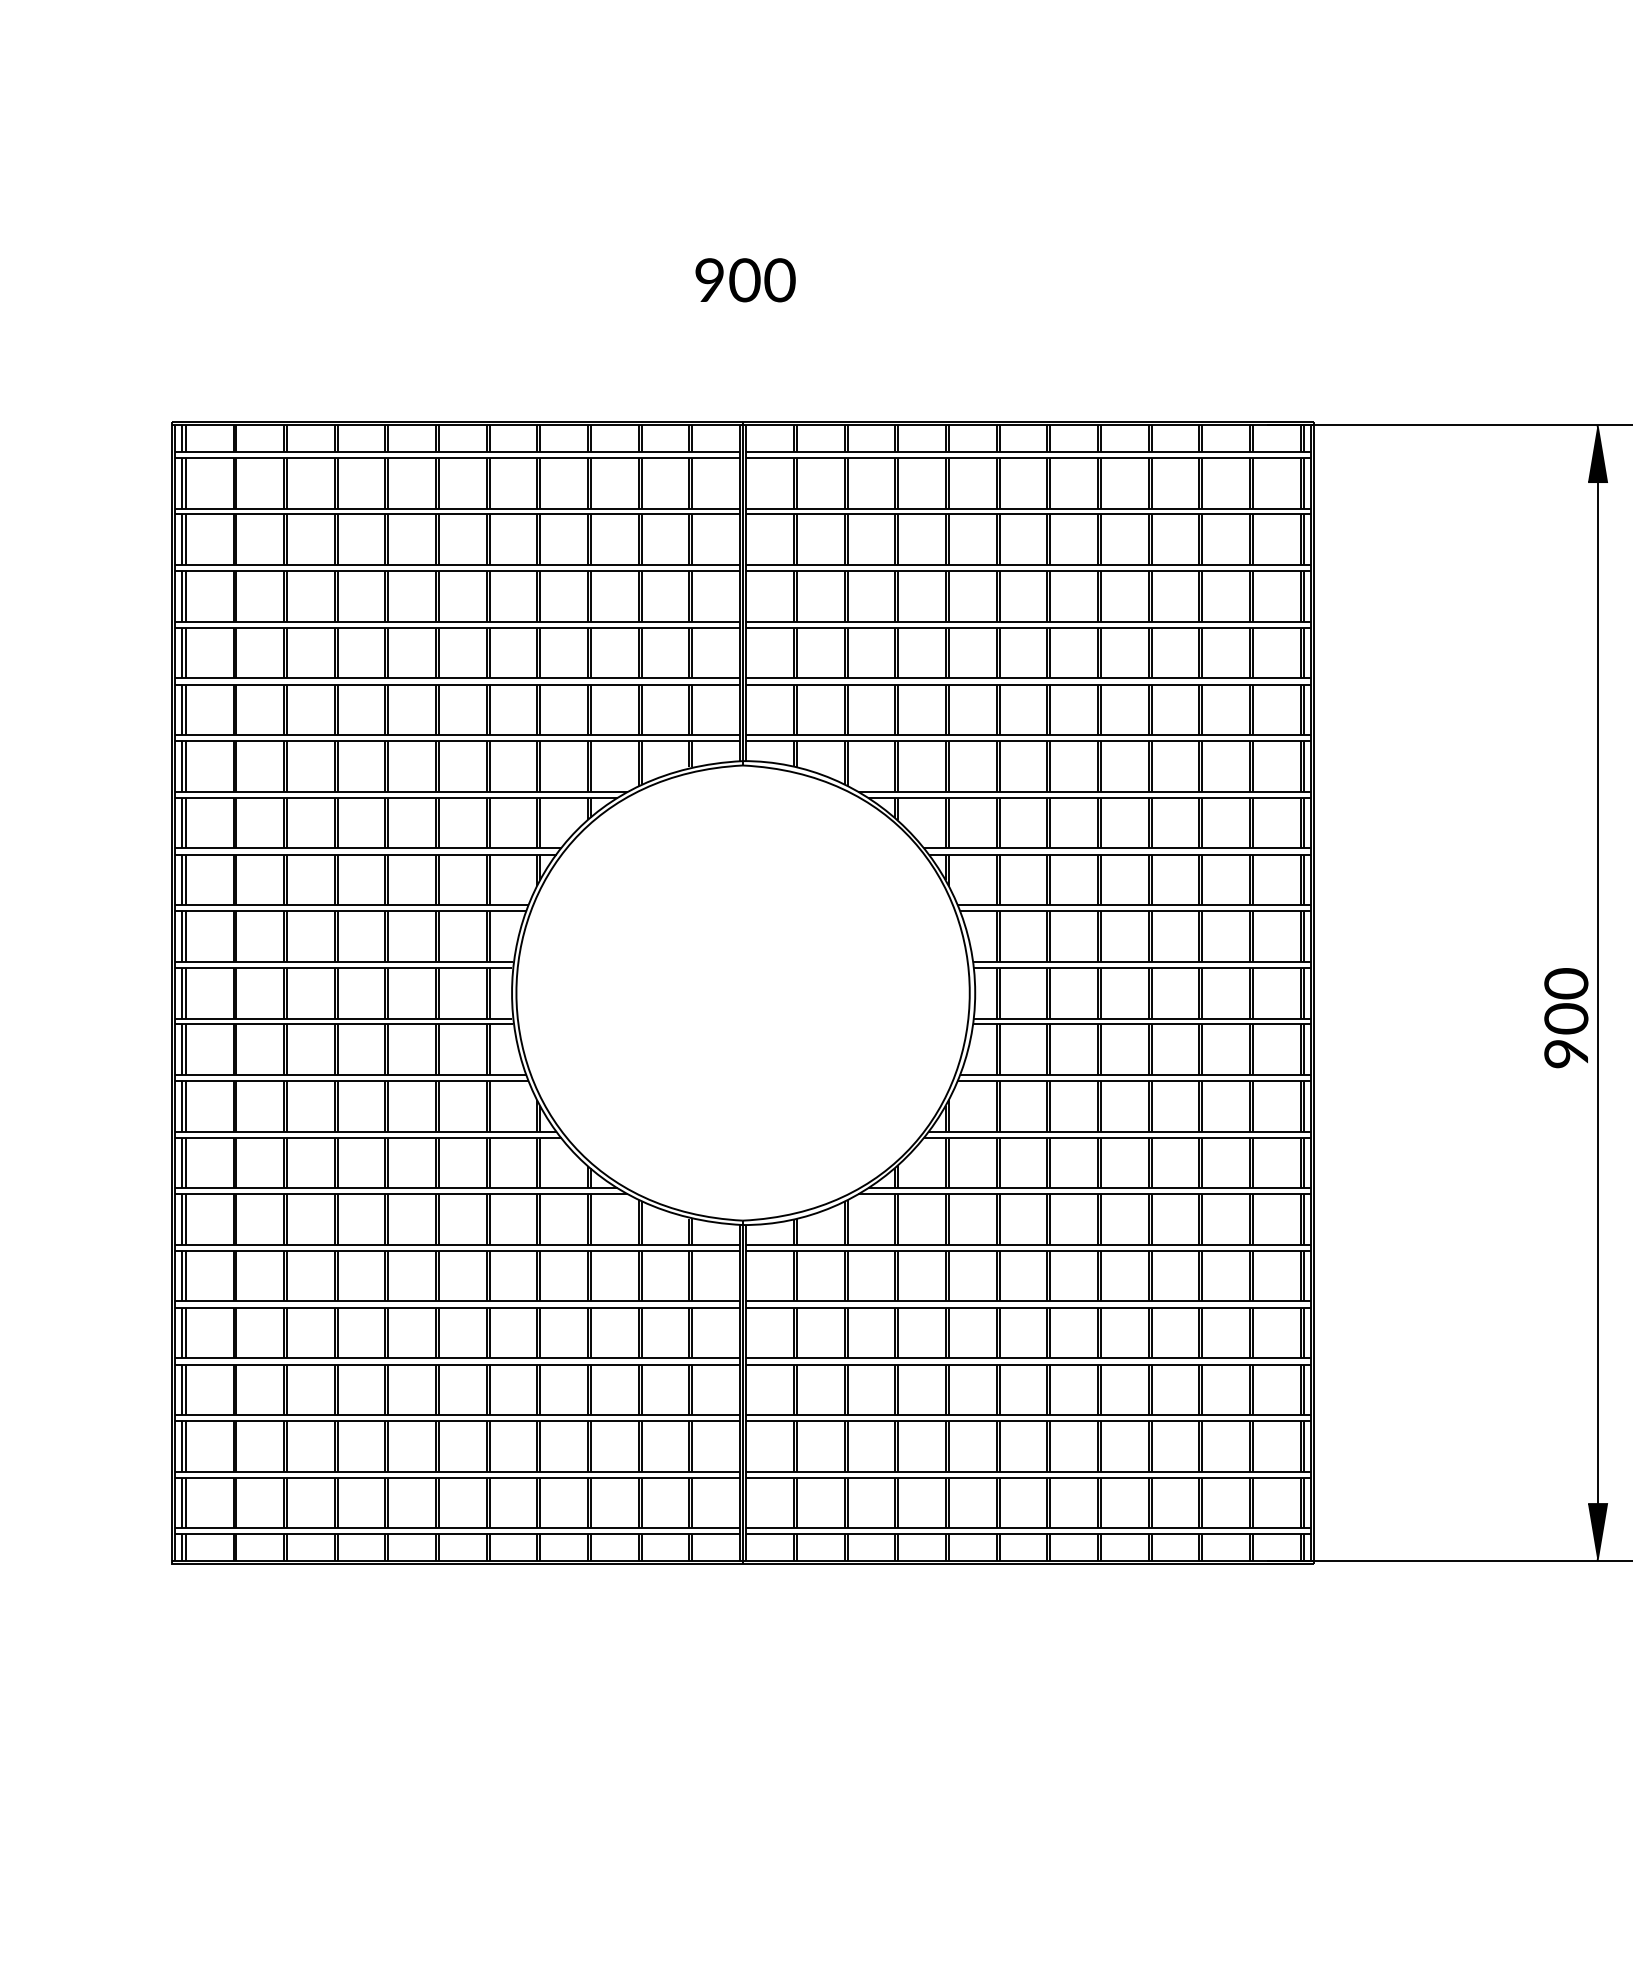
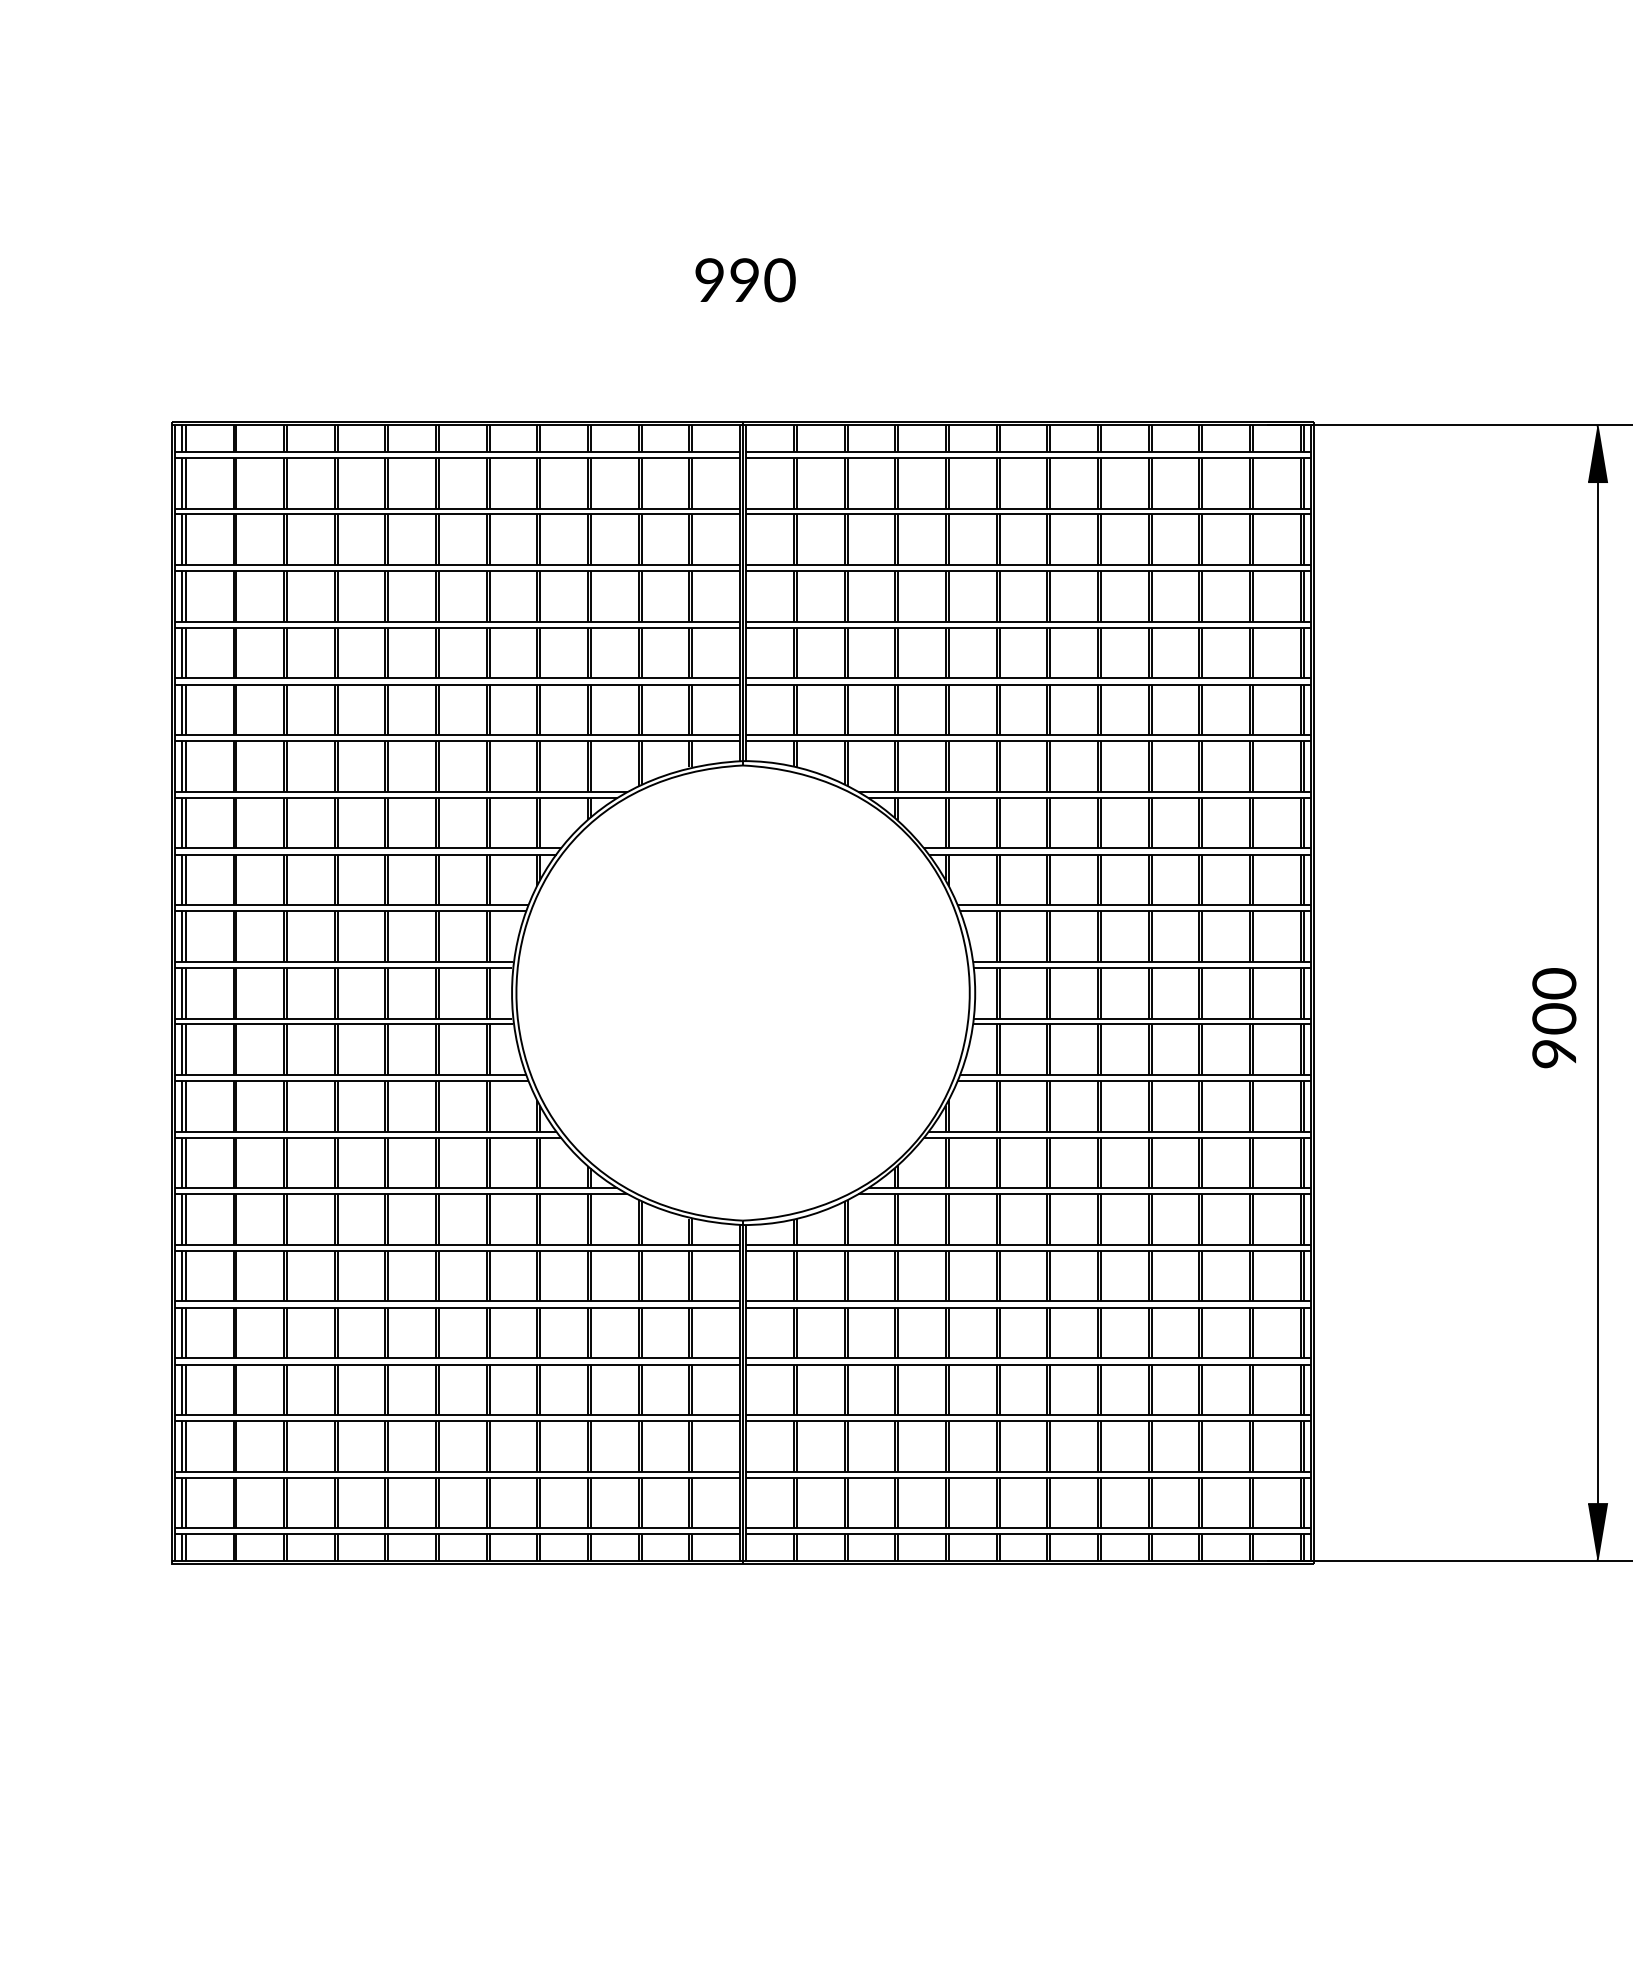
text: 900 -> 990 (744, 280)
text position: (1566, 1018) -> (1554, 1018) (1554, 1018)
